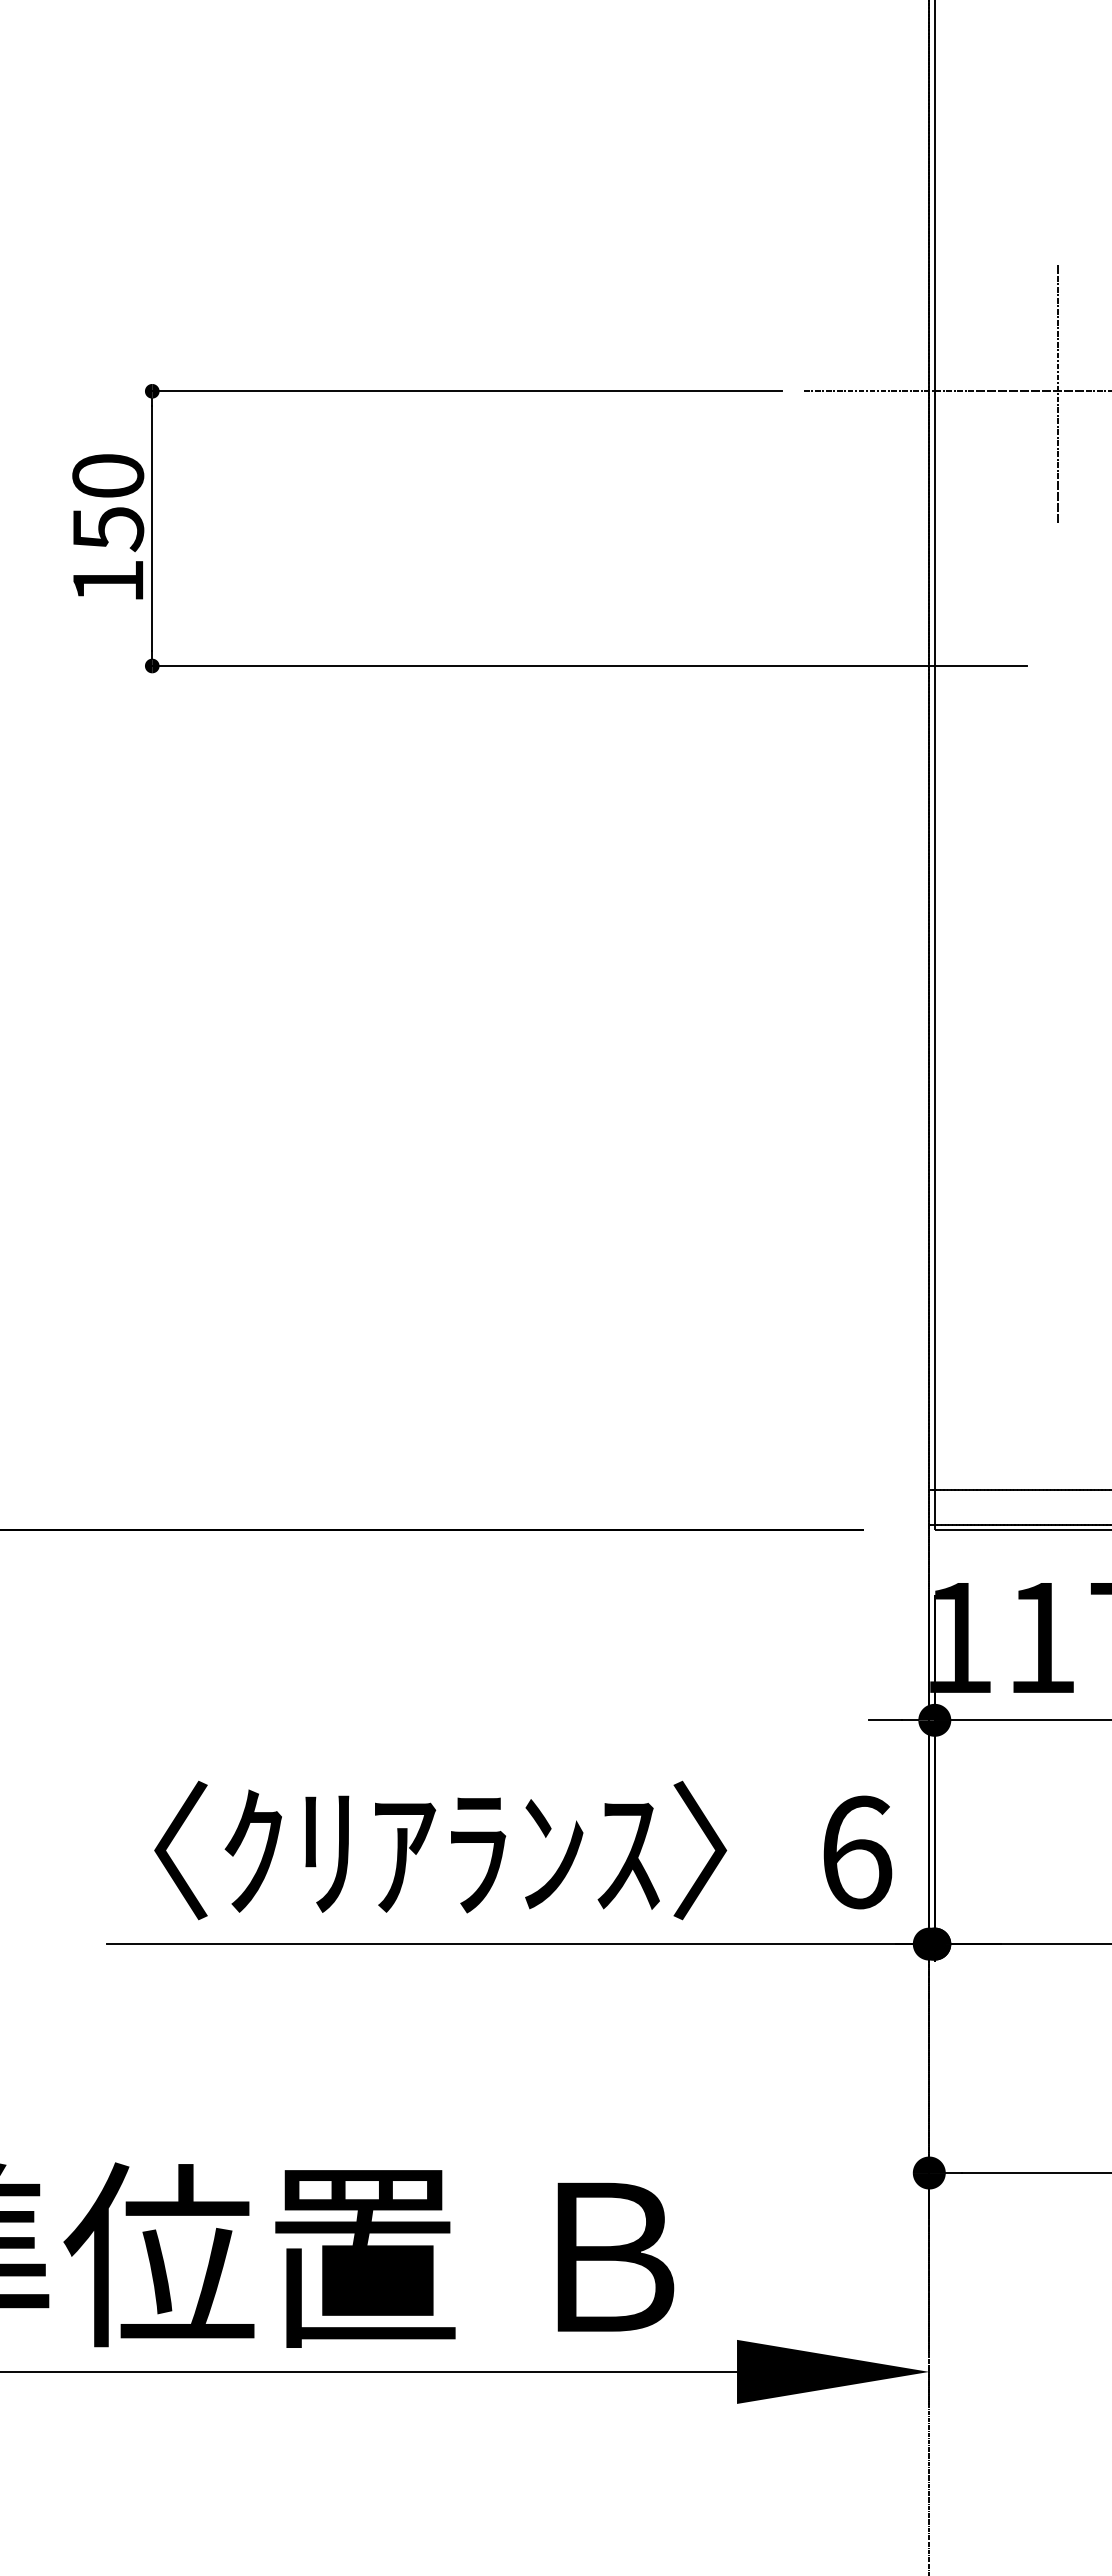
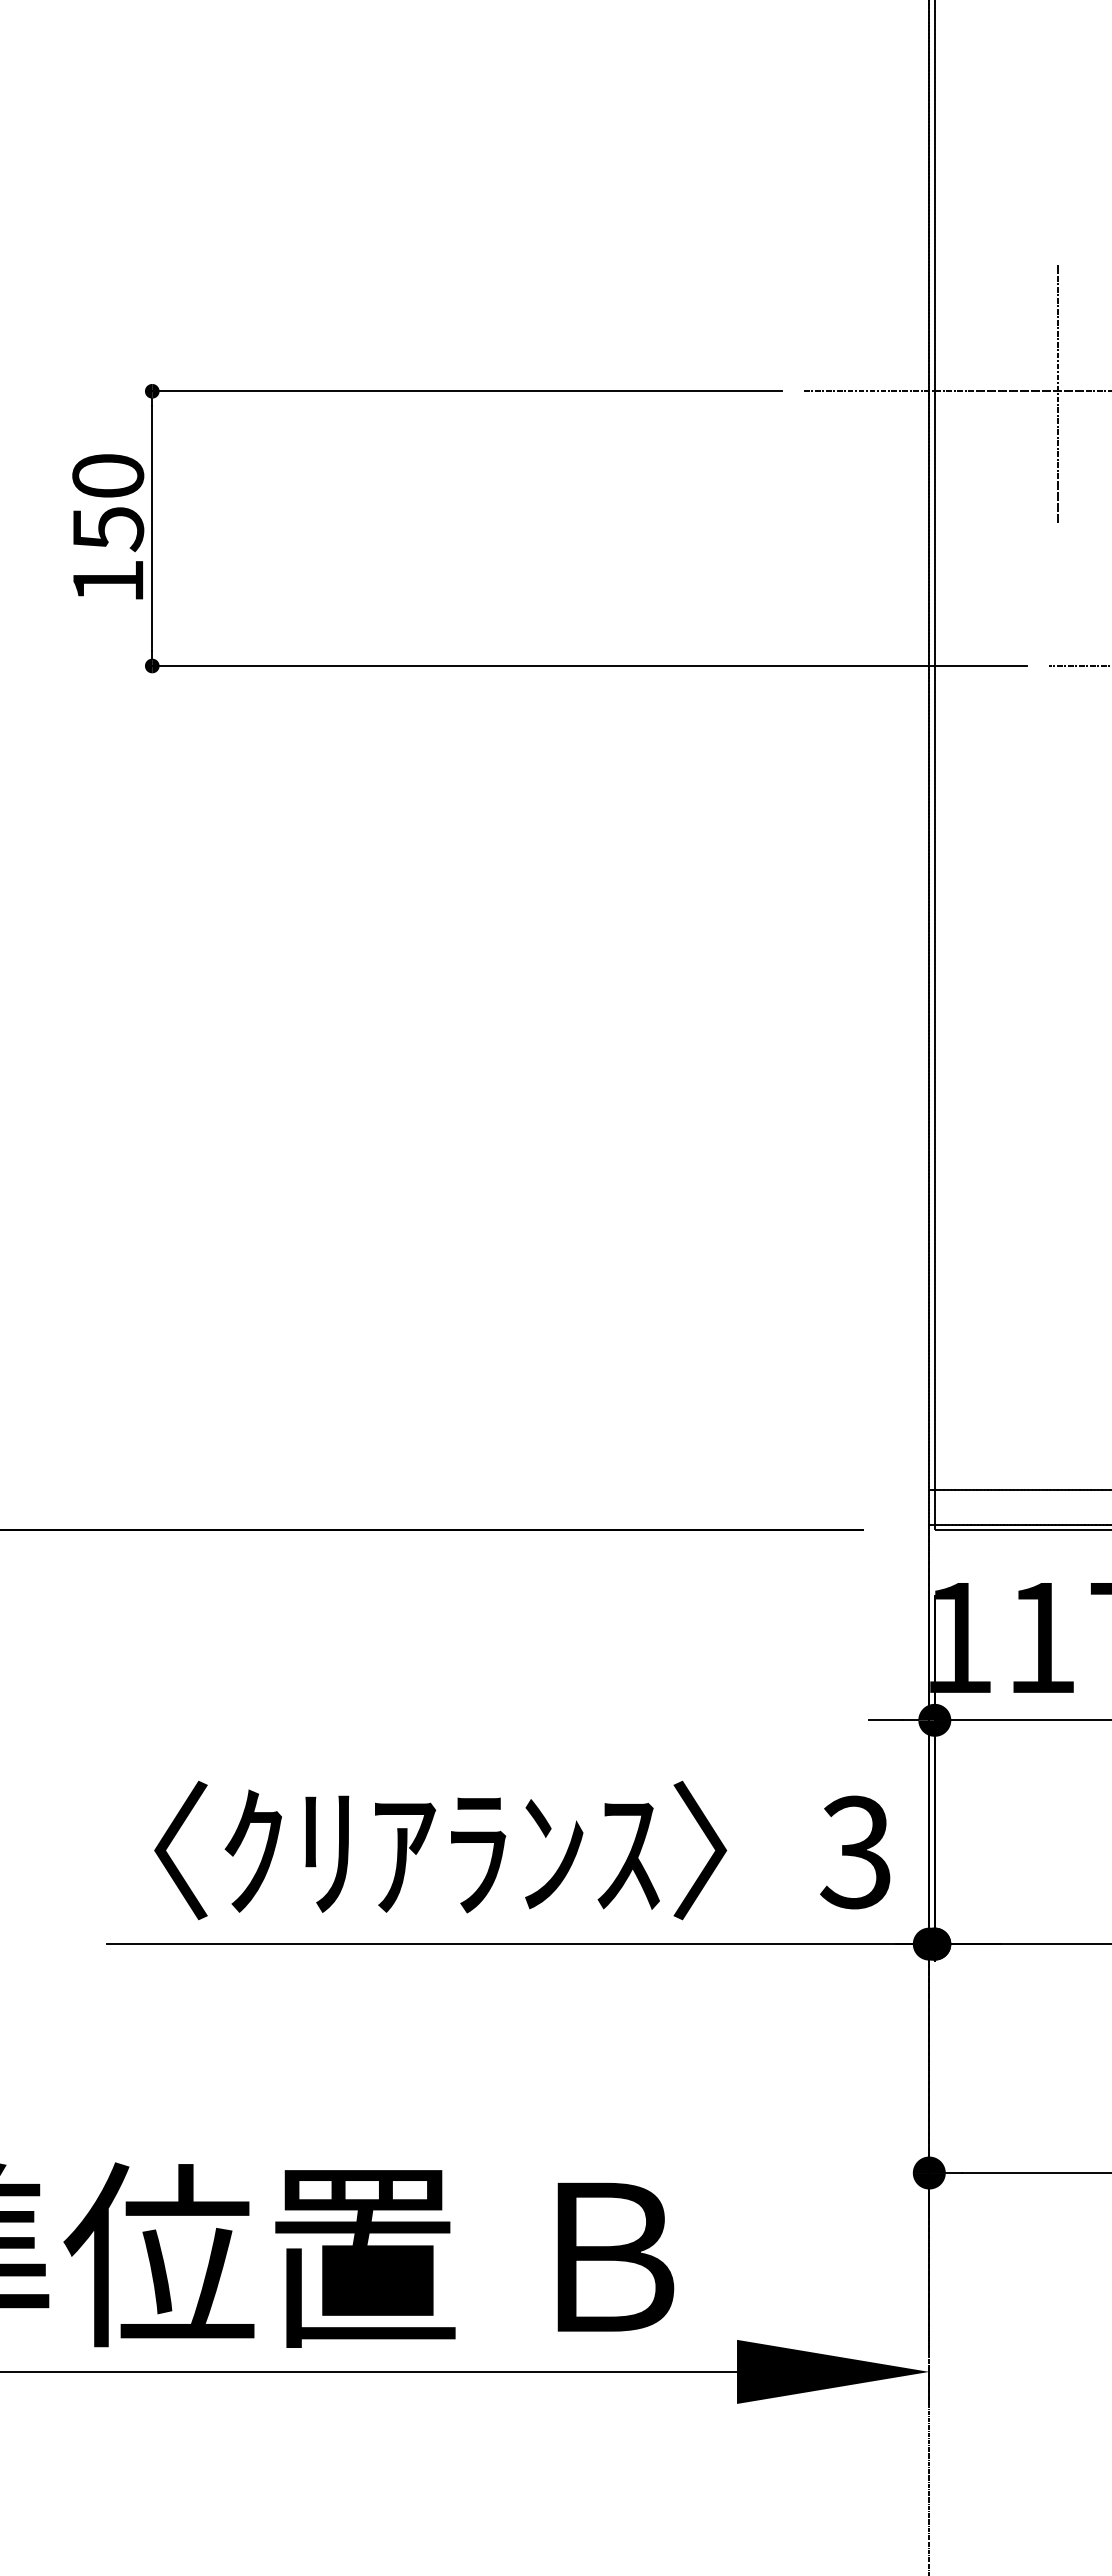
line: none -> present (1078, 666)
text: 6 -> 3 (856, 1852)
